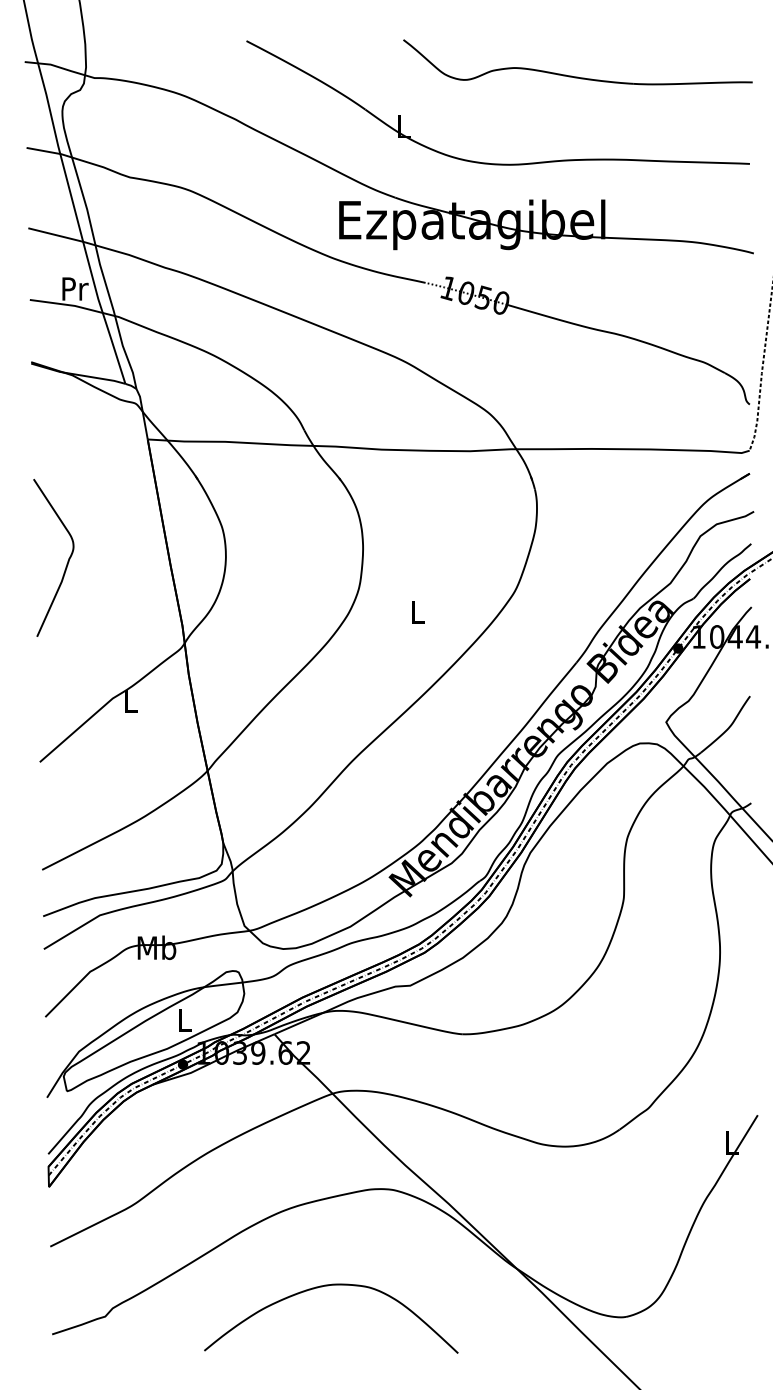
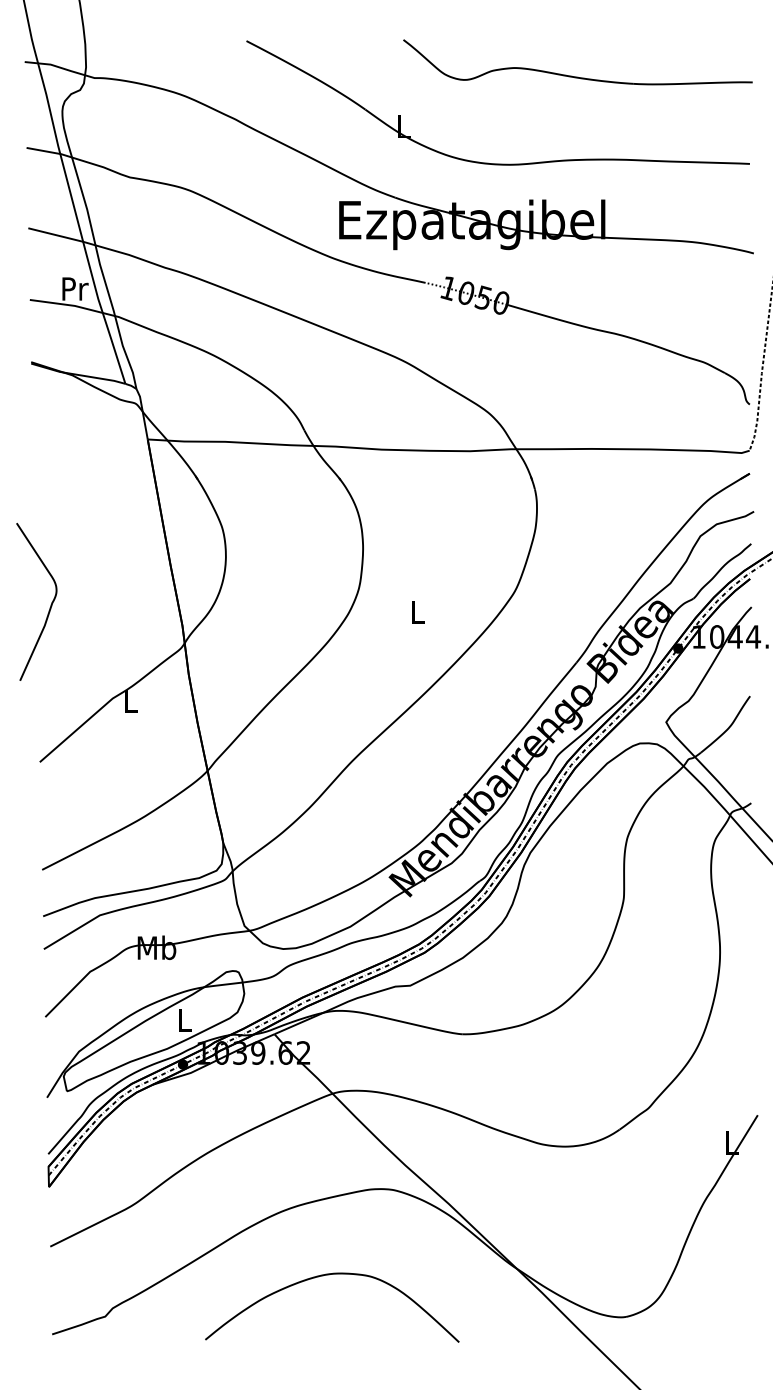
curve position: (67, 560) -> (50, 604) (50, 604)
curve position: (328, 1286) -> (329, 1275) (329, 1275)
